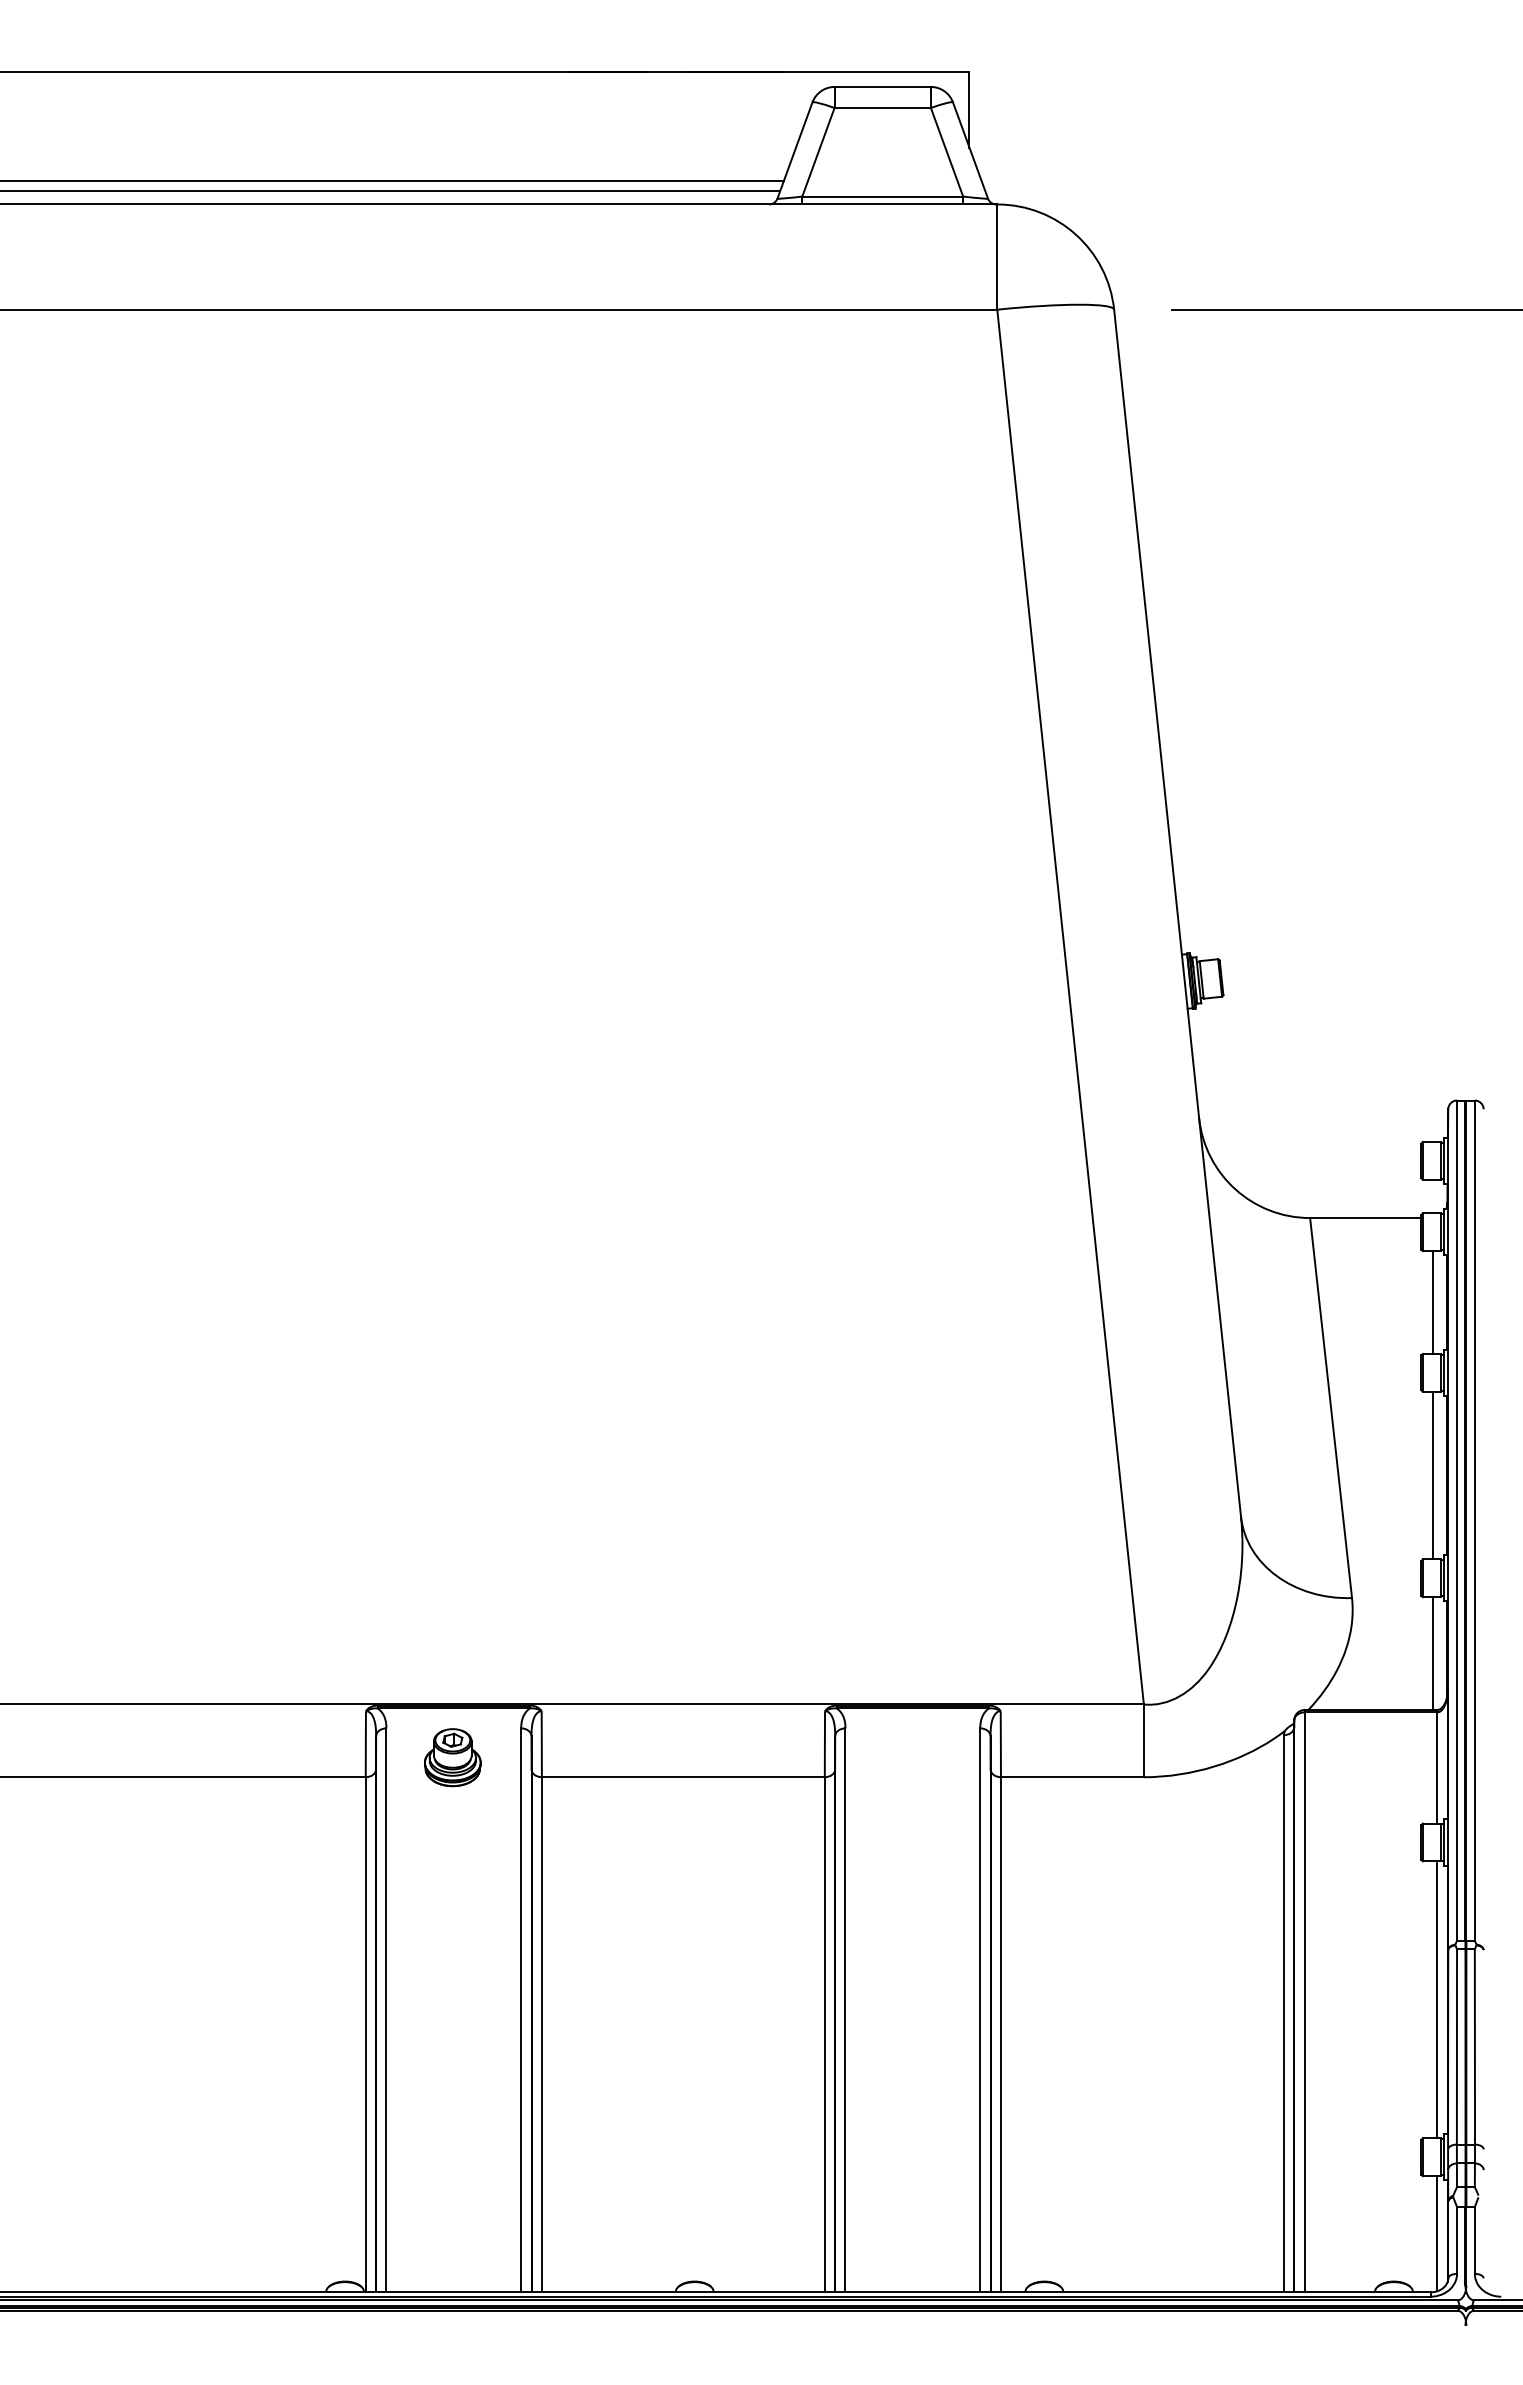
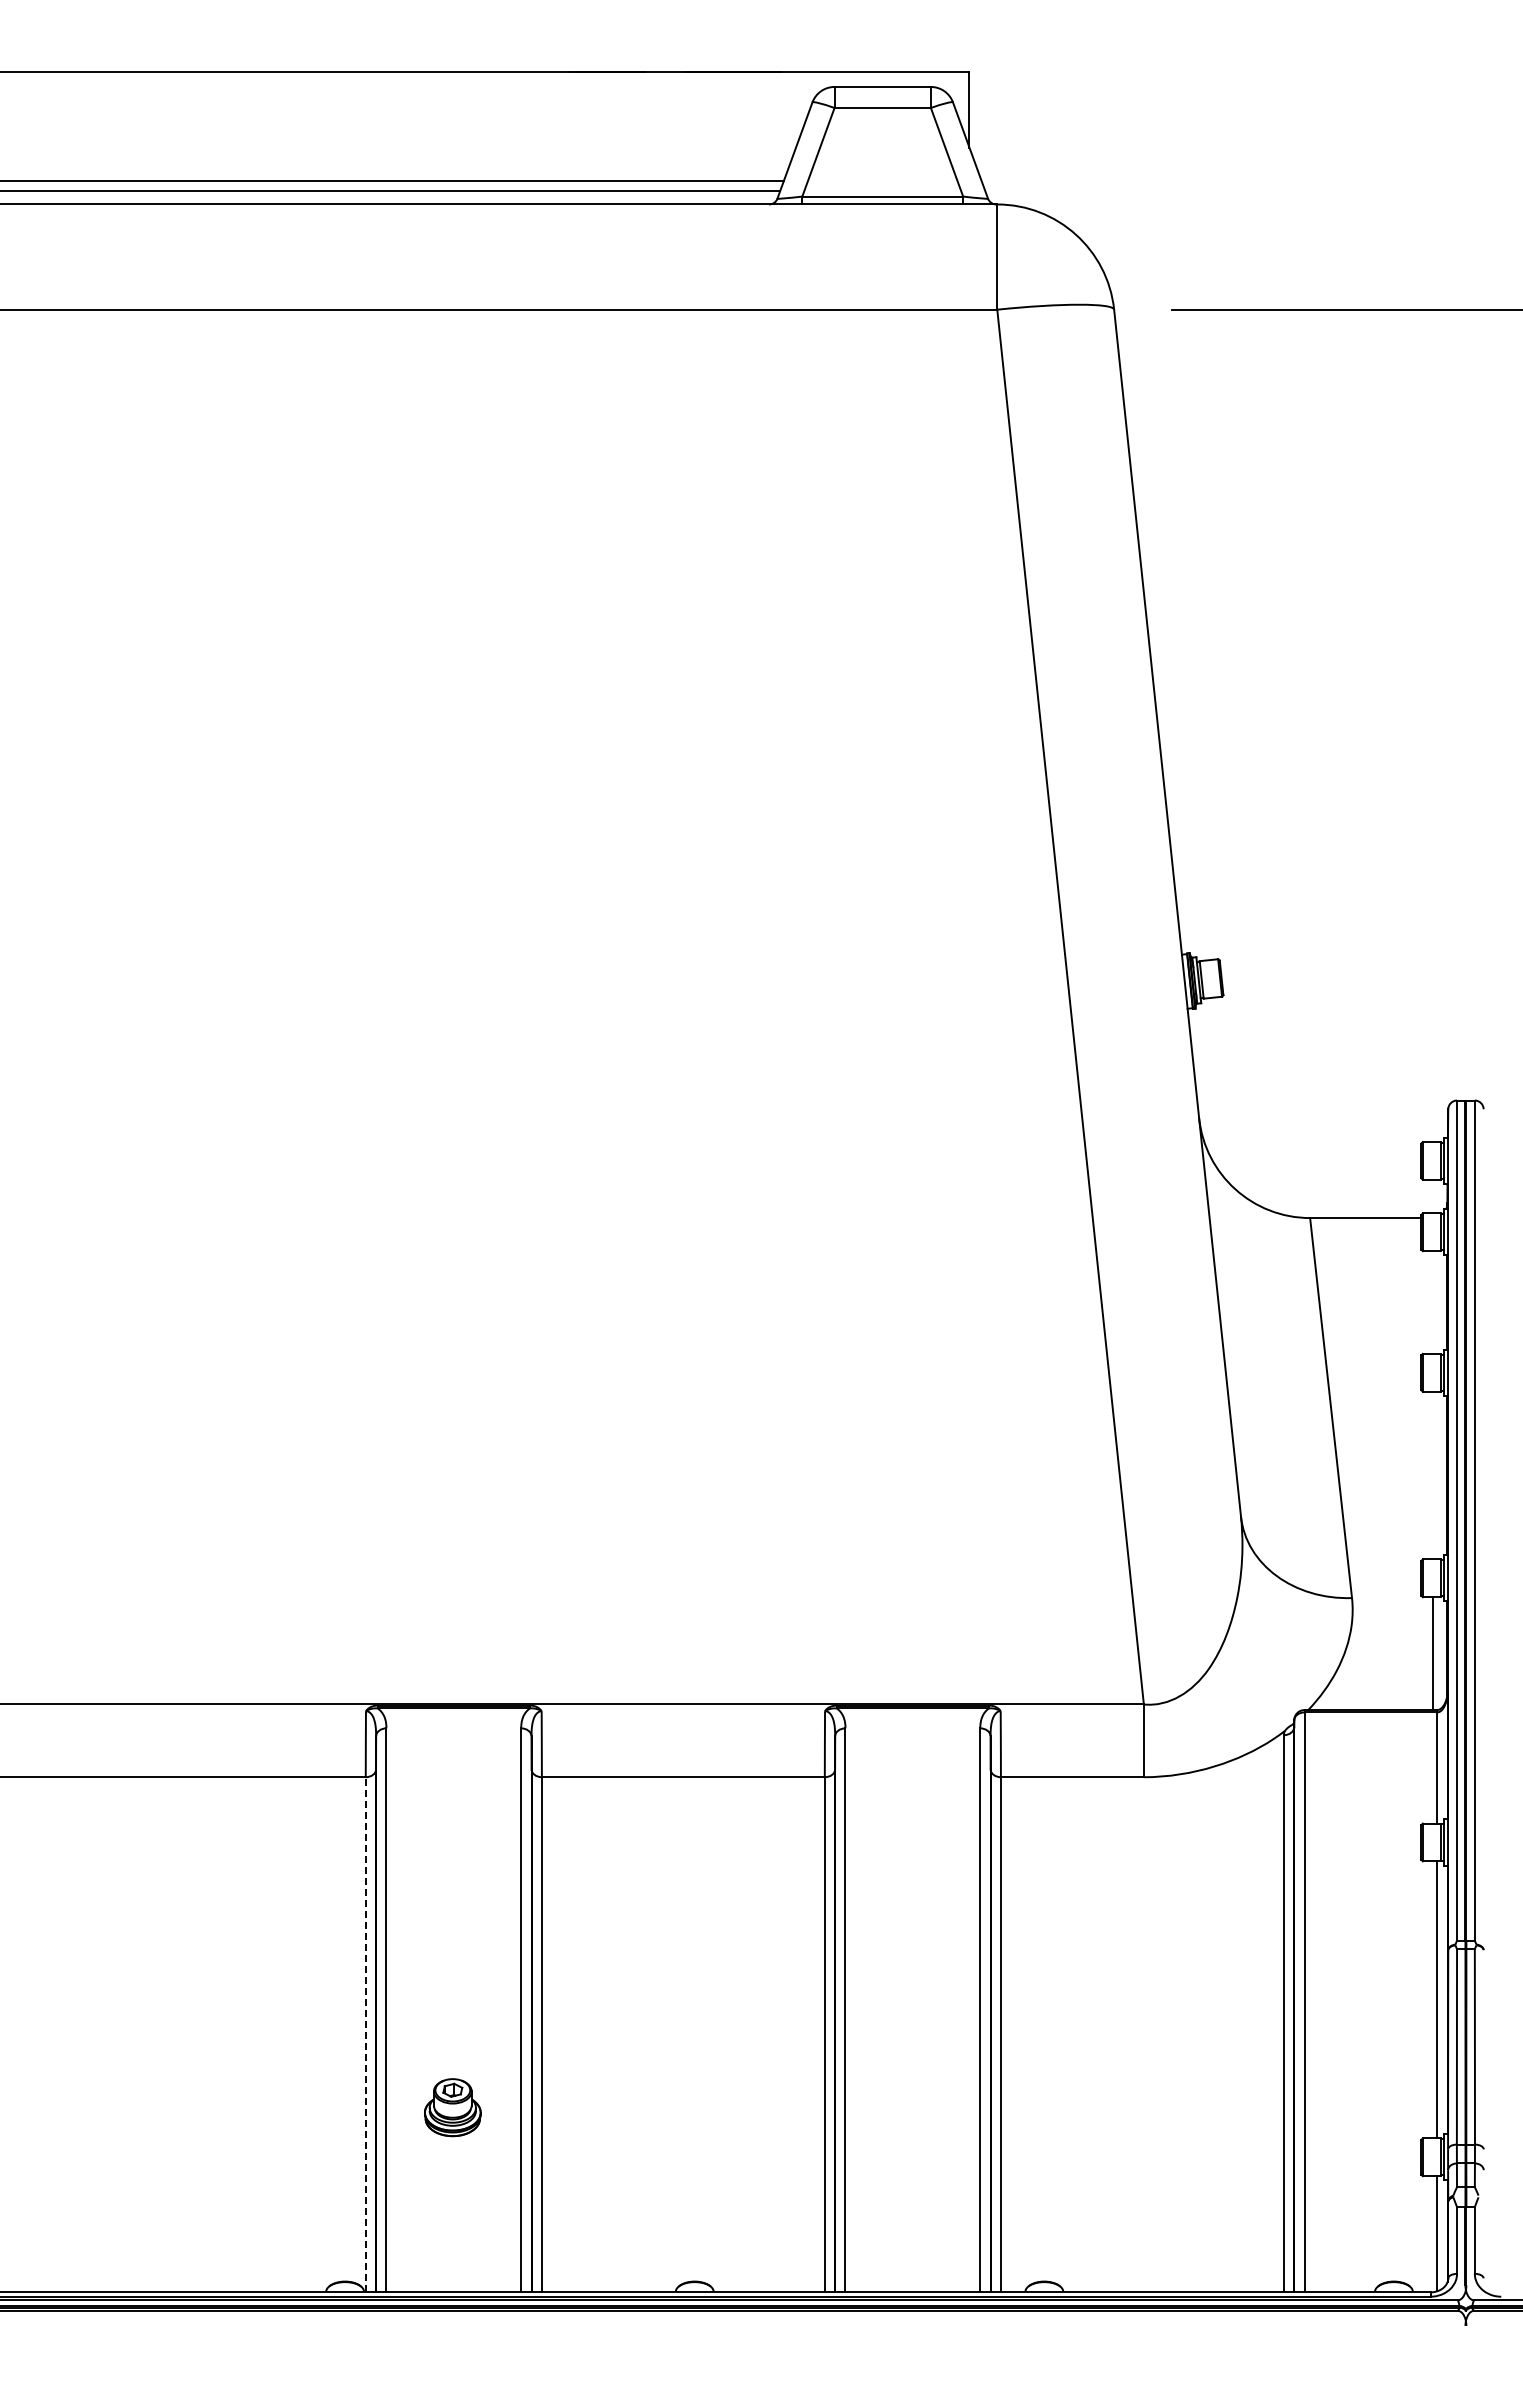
line: present -> none (1432, 1302)
line: present -> none (1432, 1475)
part position: (452, 1757) -> (452, 2107) (452, 2107)
line: solid -> dashed (365, 2034)
